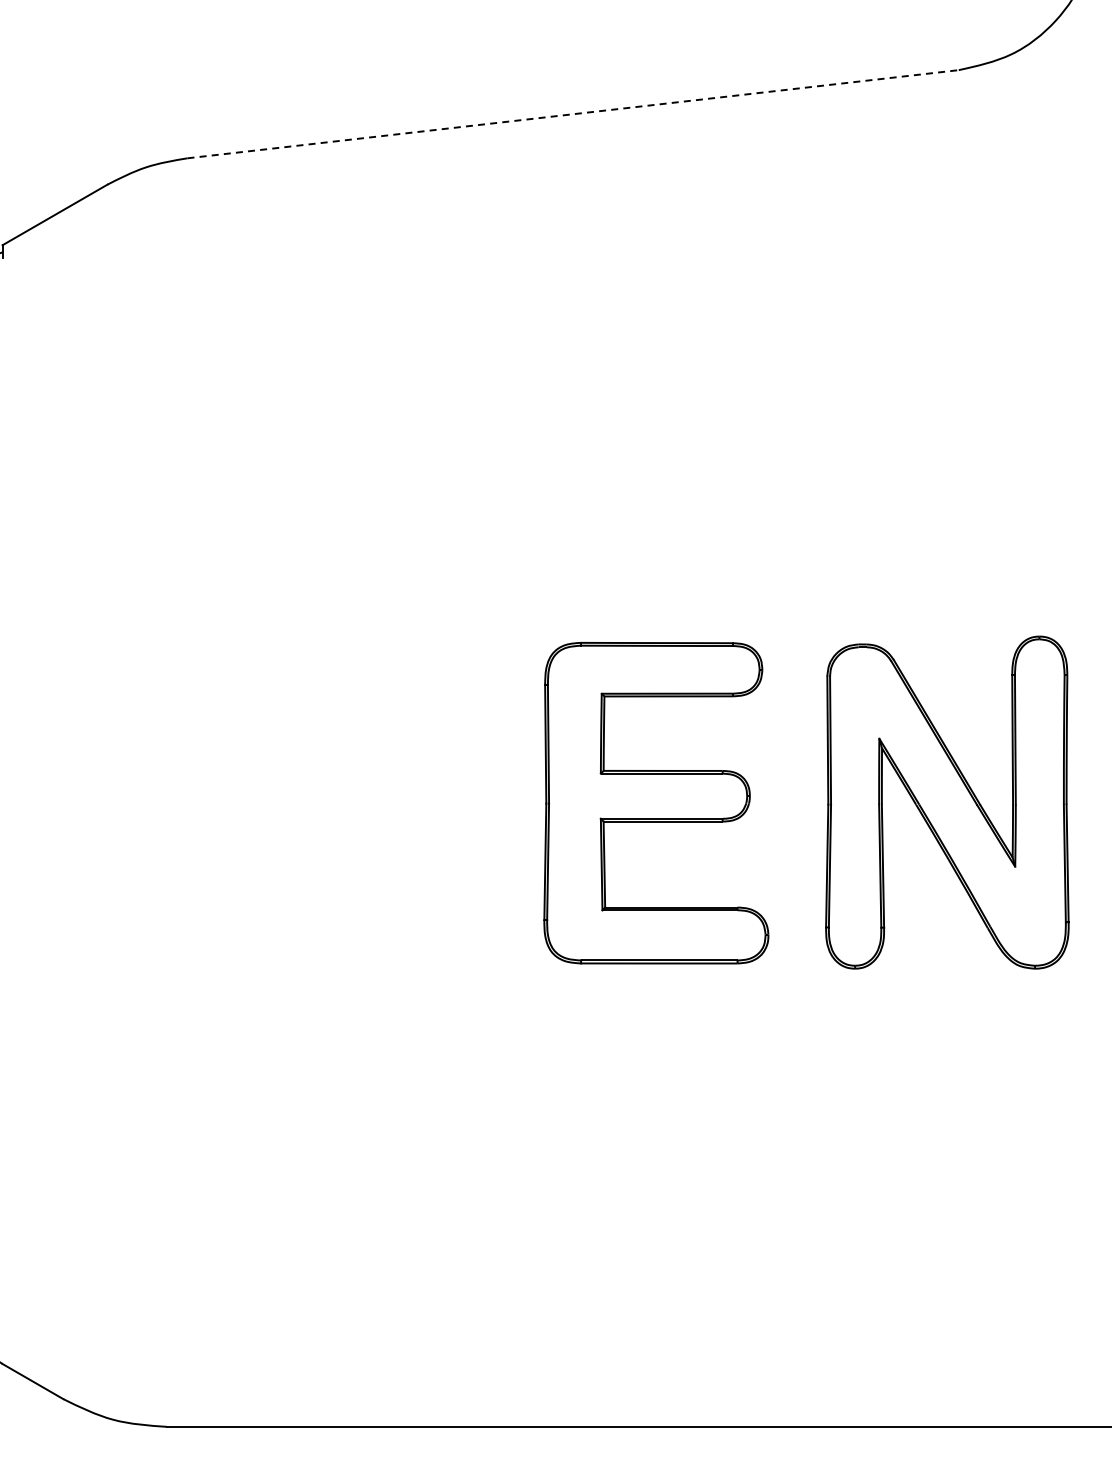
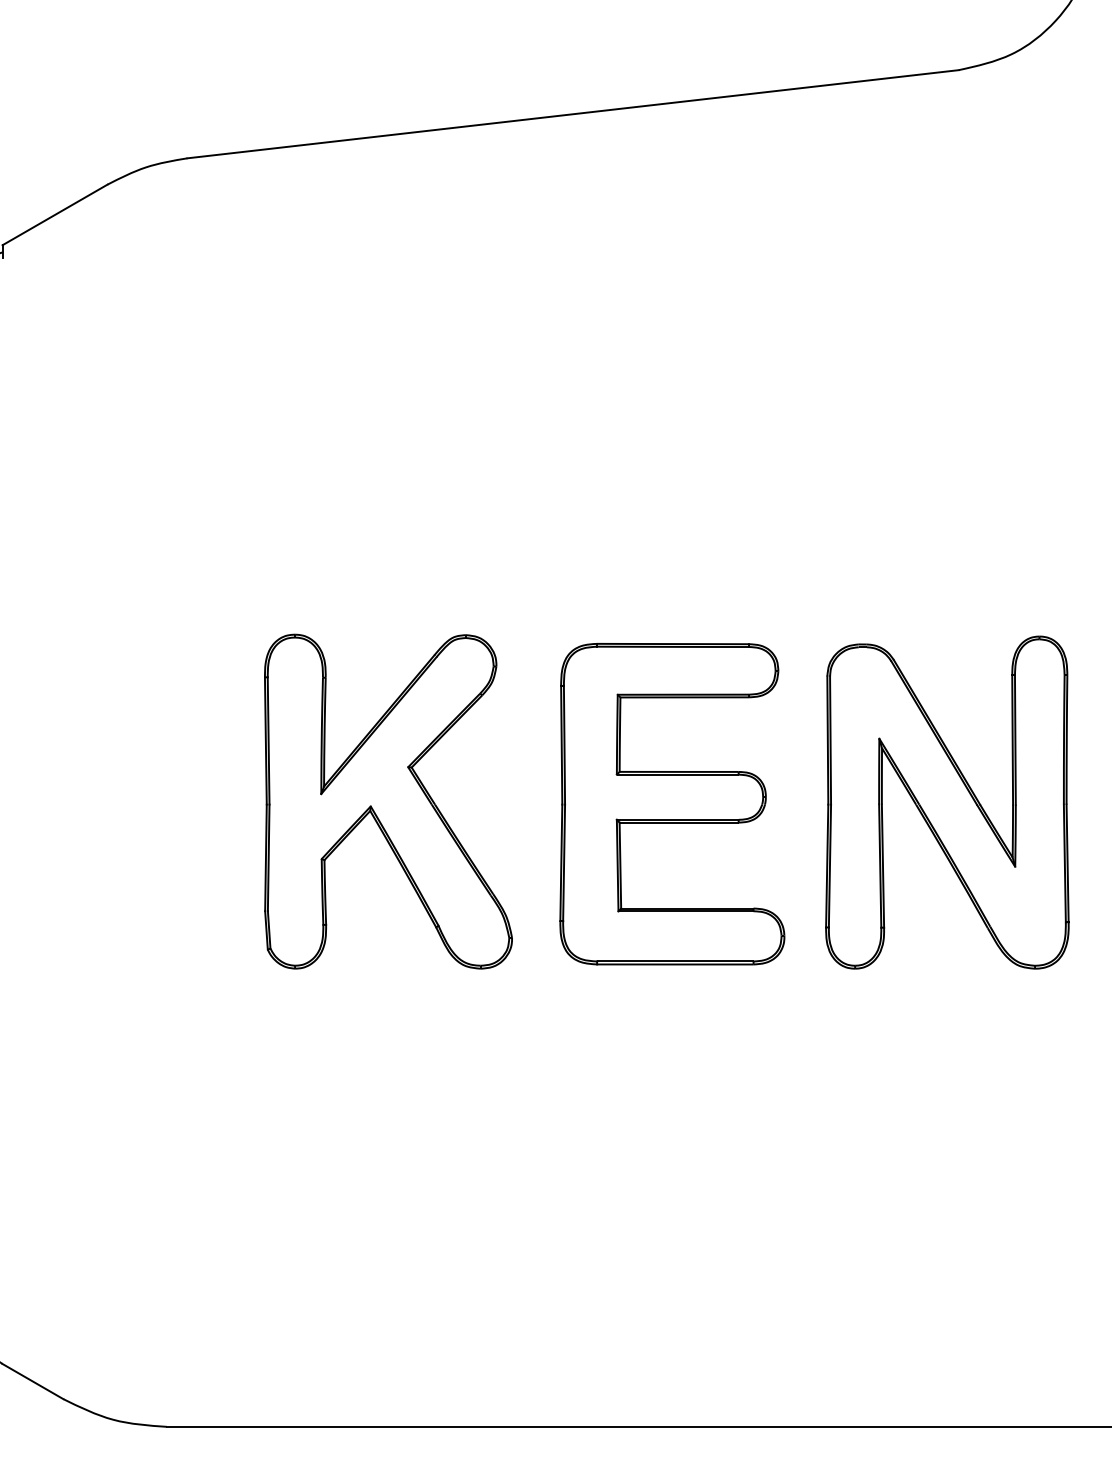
line: dashed -> solid (573, 114)
part: none -> present (388, 801)
part position: (656, 803) -> (672, 804) (672, 804)
